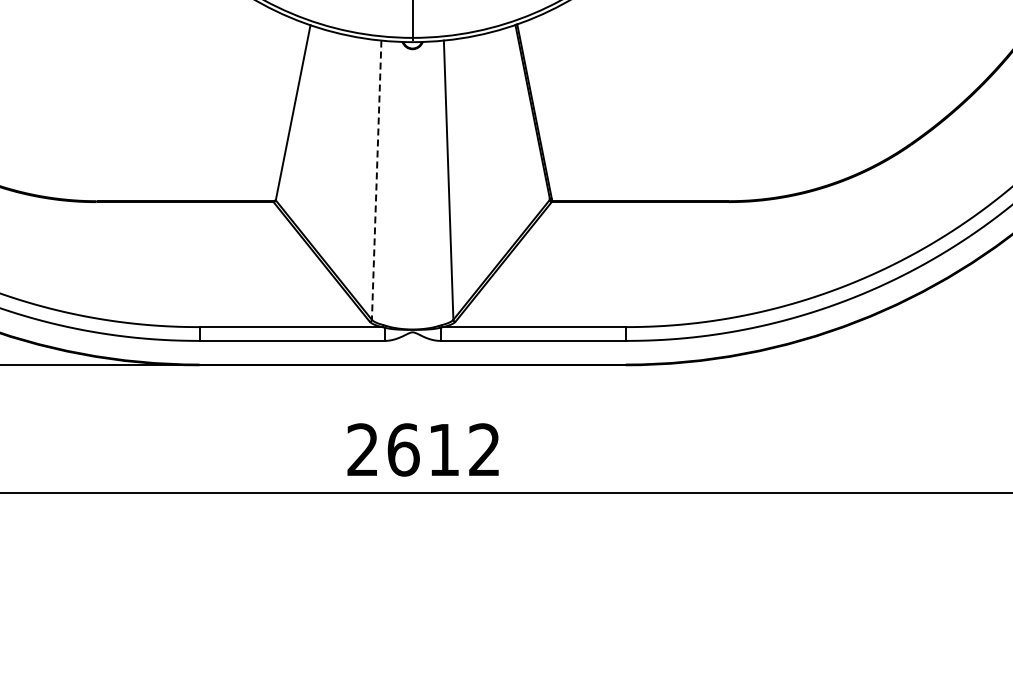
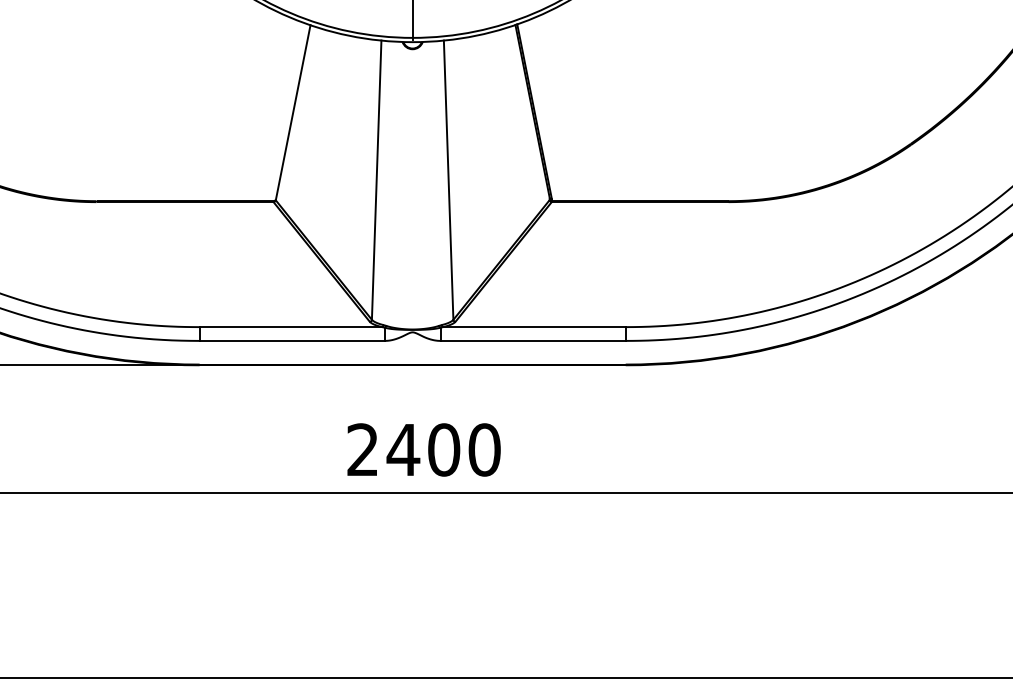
line: dashed -> solid (376, 180)
text: 2612 -> 2400 (443, 449)
line: none -> present (505, 677)
